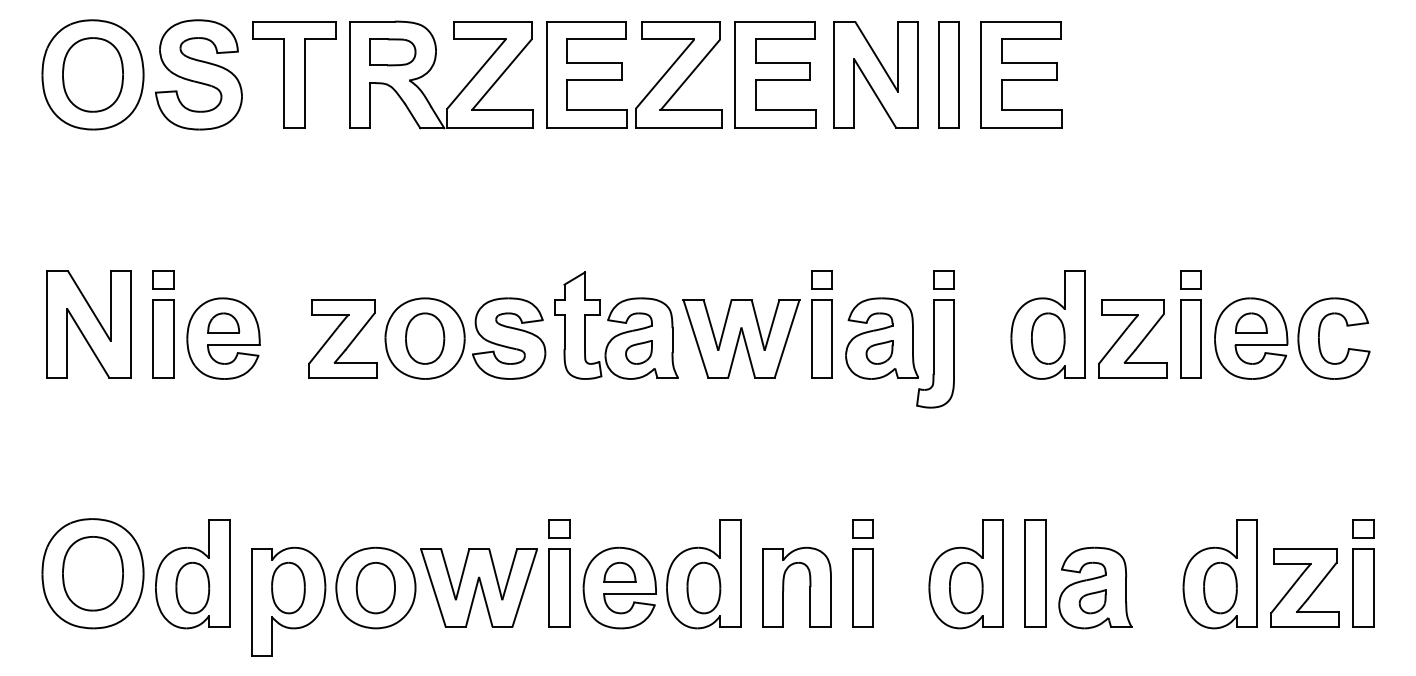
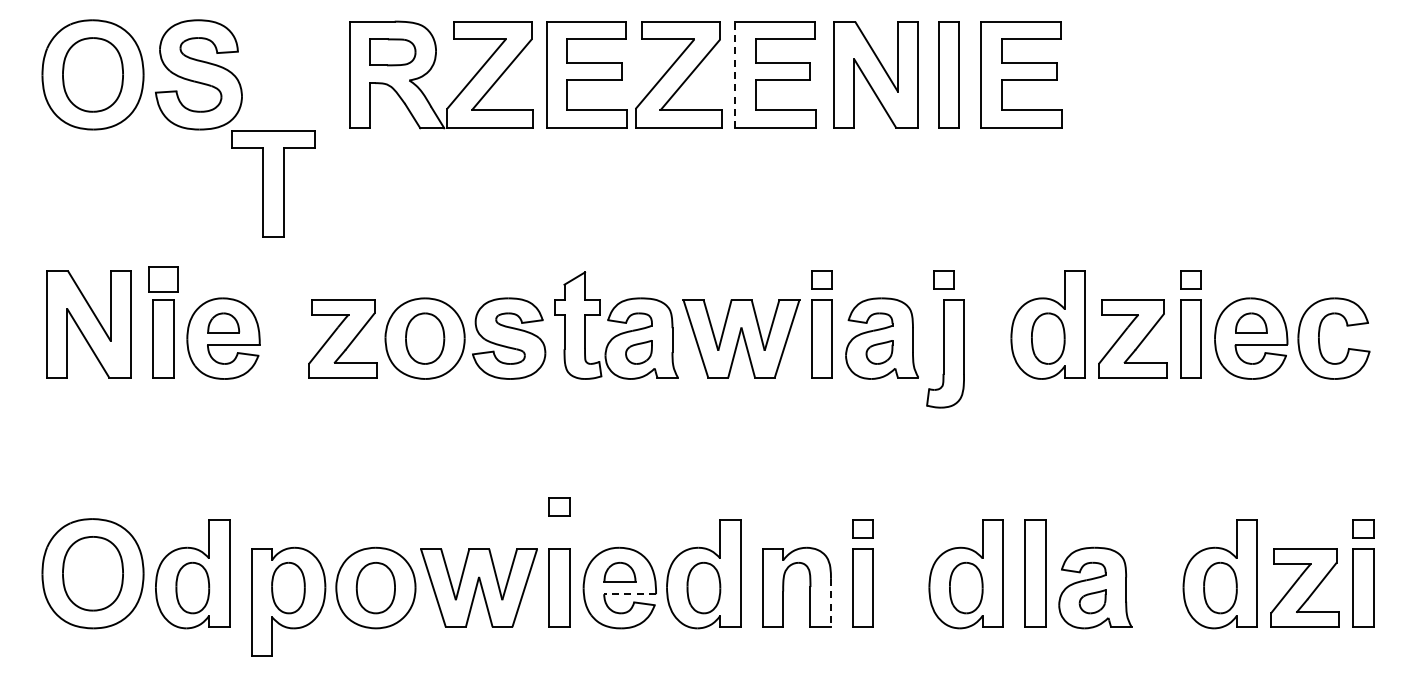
part position: (294, 74) -> (273, 183) (273, 183)
line: solid -> dashed (735, 74)
part size: 23x20 px -> 31x27 px (163, 279)
part position: (935, 353) -> (945, 353) (945, 353)
part position: (559, 528) -> (559, 506) (559, 506)
line: solid -> dashed (630, 594)
line: solid -> dashed (831, 603)
